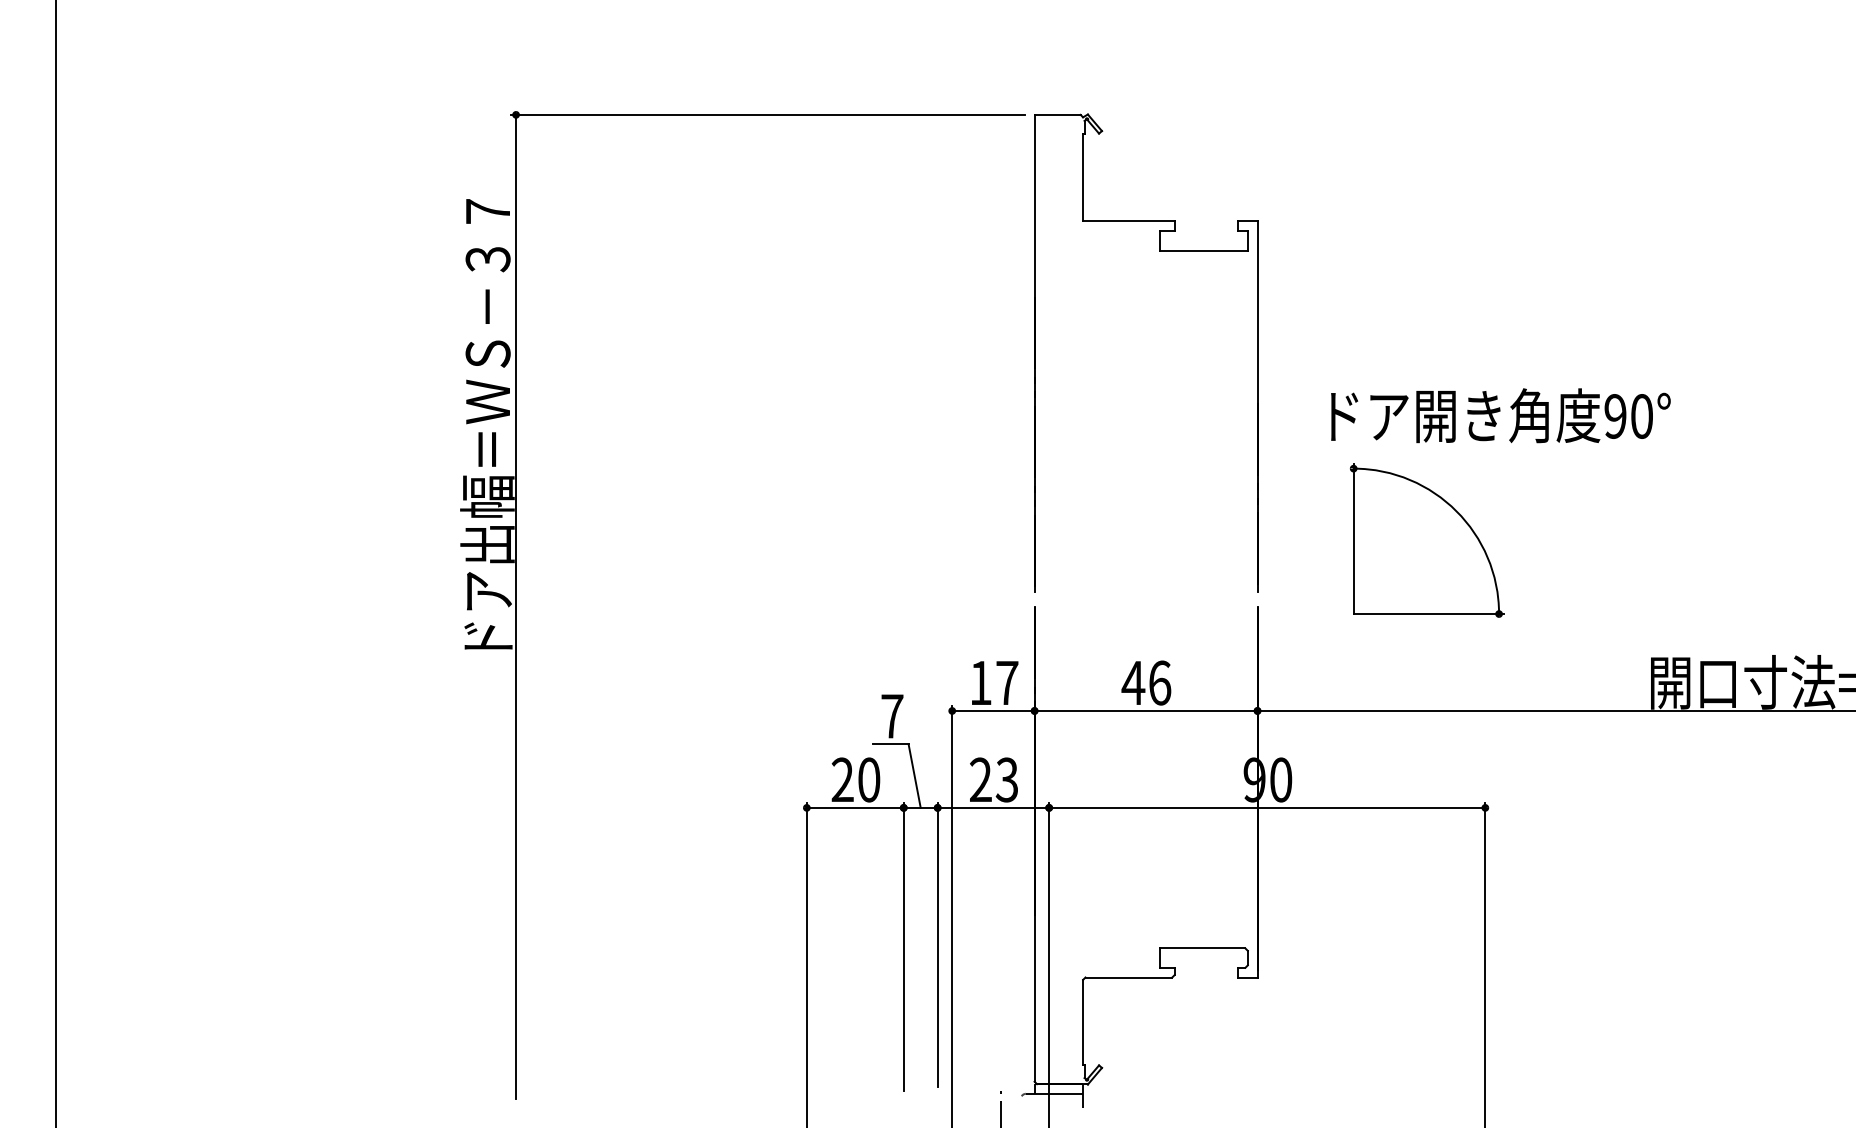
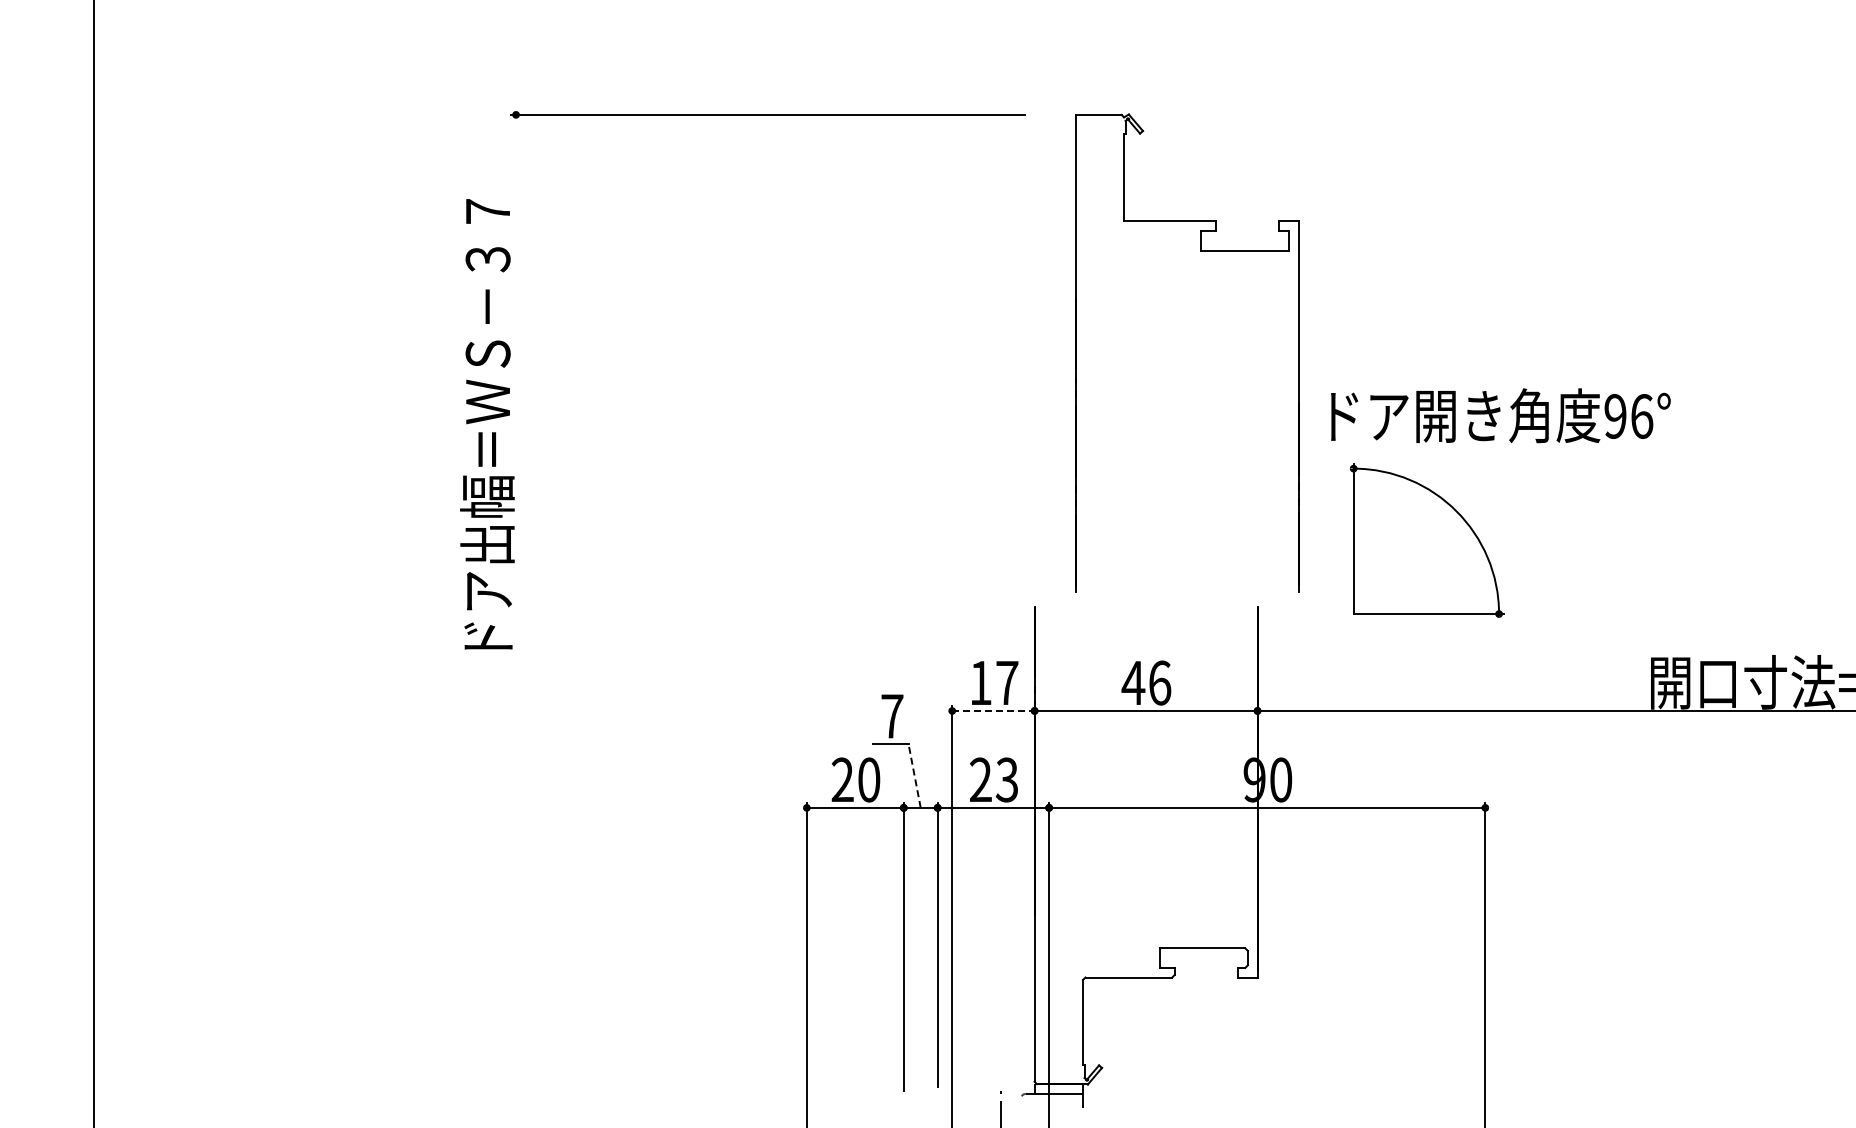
part position: (1159, 251) -> (1200, 251) (1200, 251)
text: 90° -> 96° (1642, 416)
line position: (55, 563) -> (93, 563) (93, 563)
line: present -> none (516, 606)
line: solid -> dashed (993, 710)
line: solid -> dashed (914, 775)
